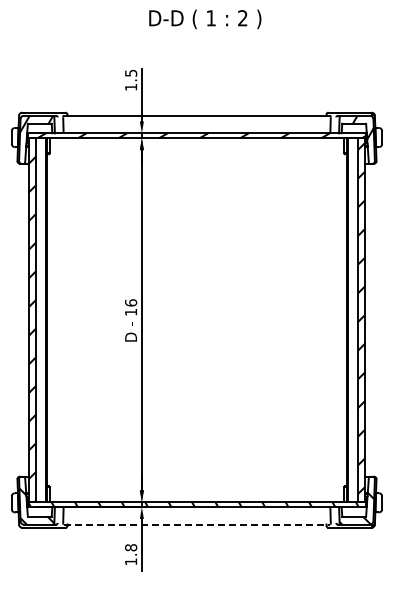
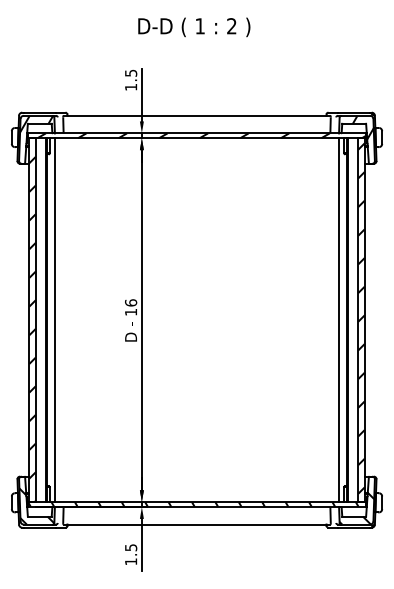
text position: (205, 19) -> (194, 27) (194, 27)
line: none -> present (54, 320)
line: none -> present (339, 320)
line: dashed -> solid (197, 524)
text: 1.8 -> 1.5 (131, 547)
